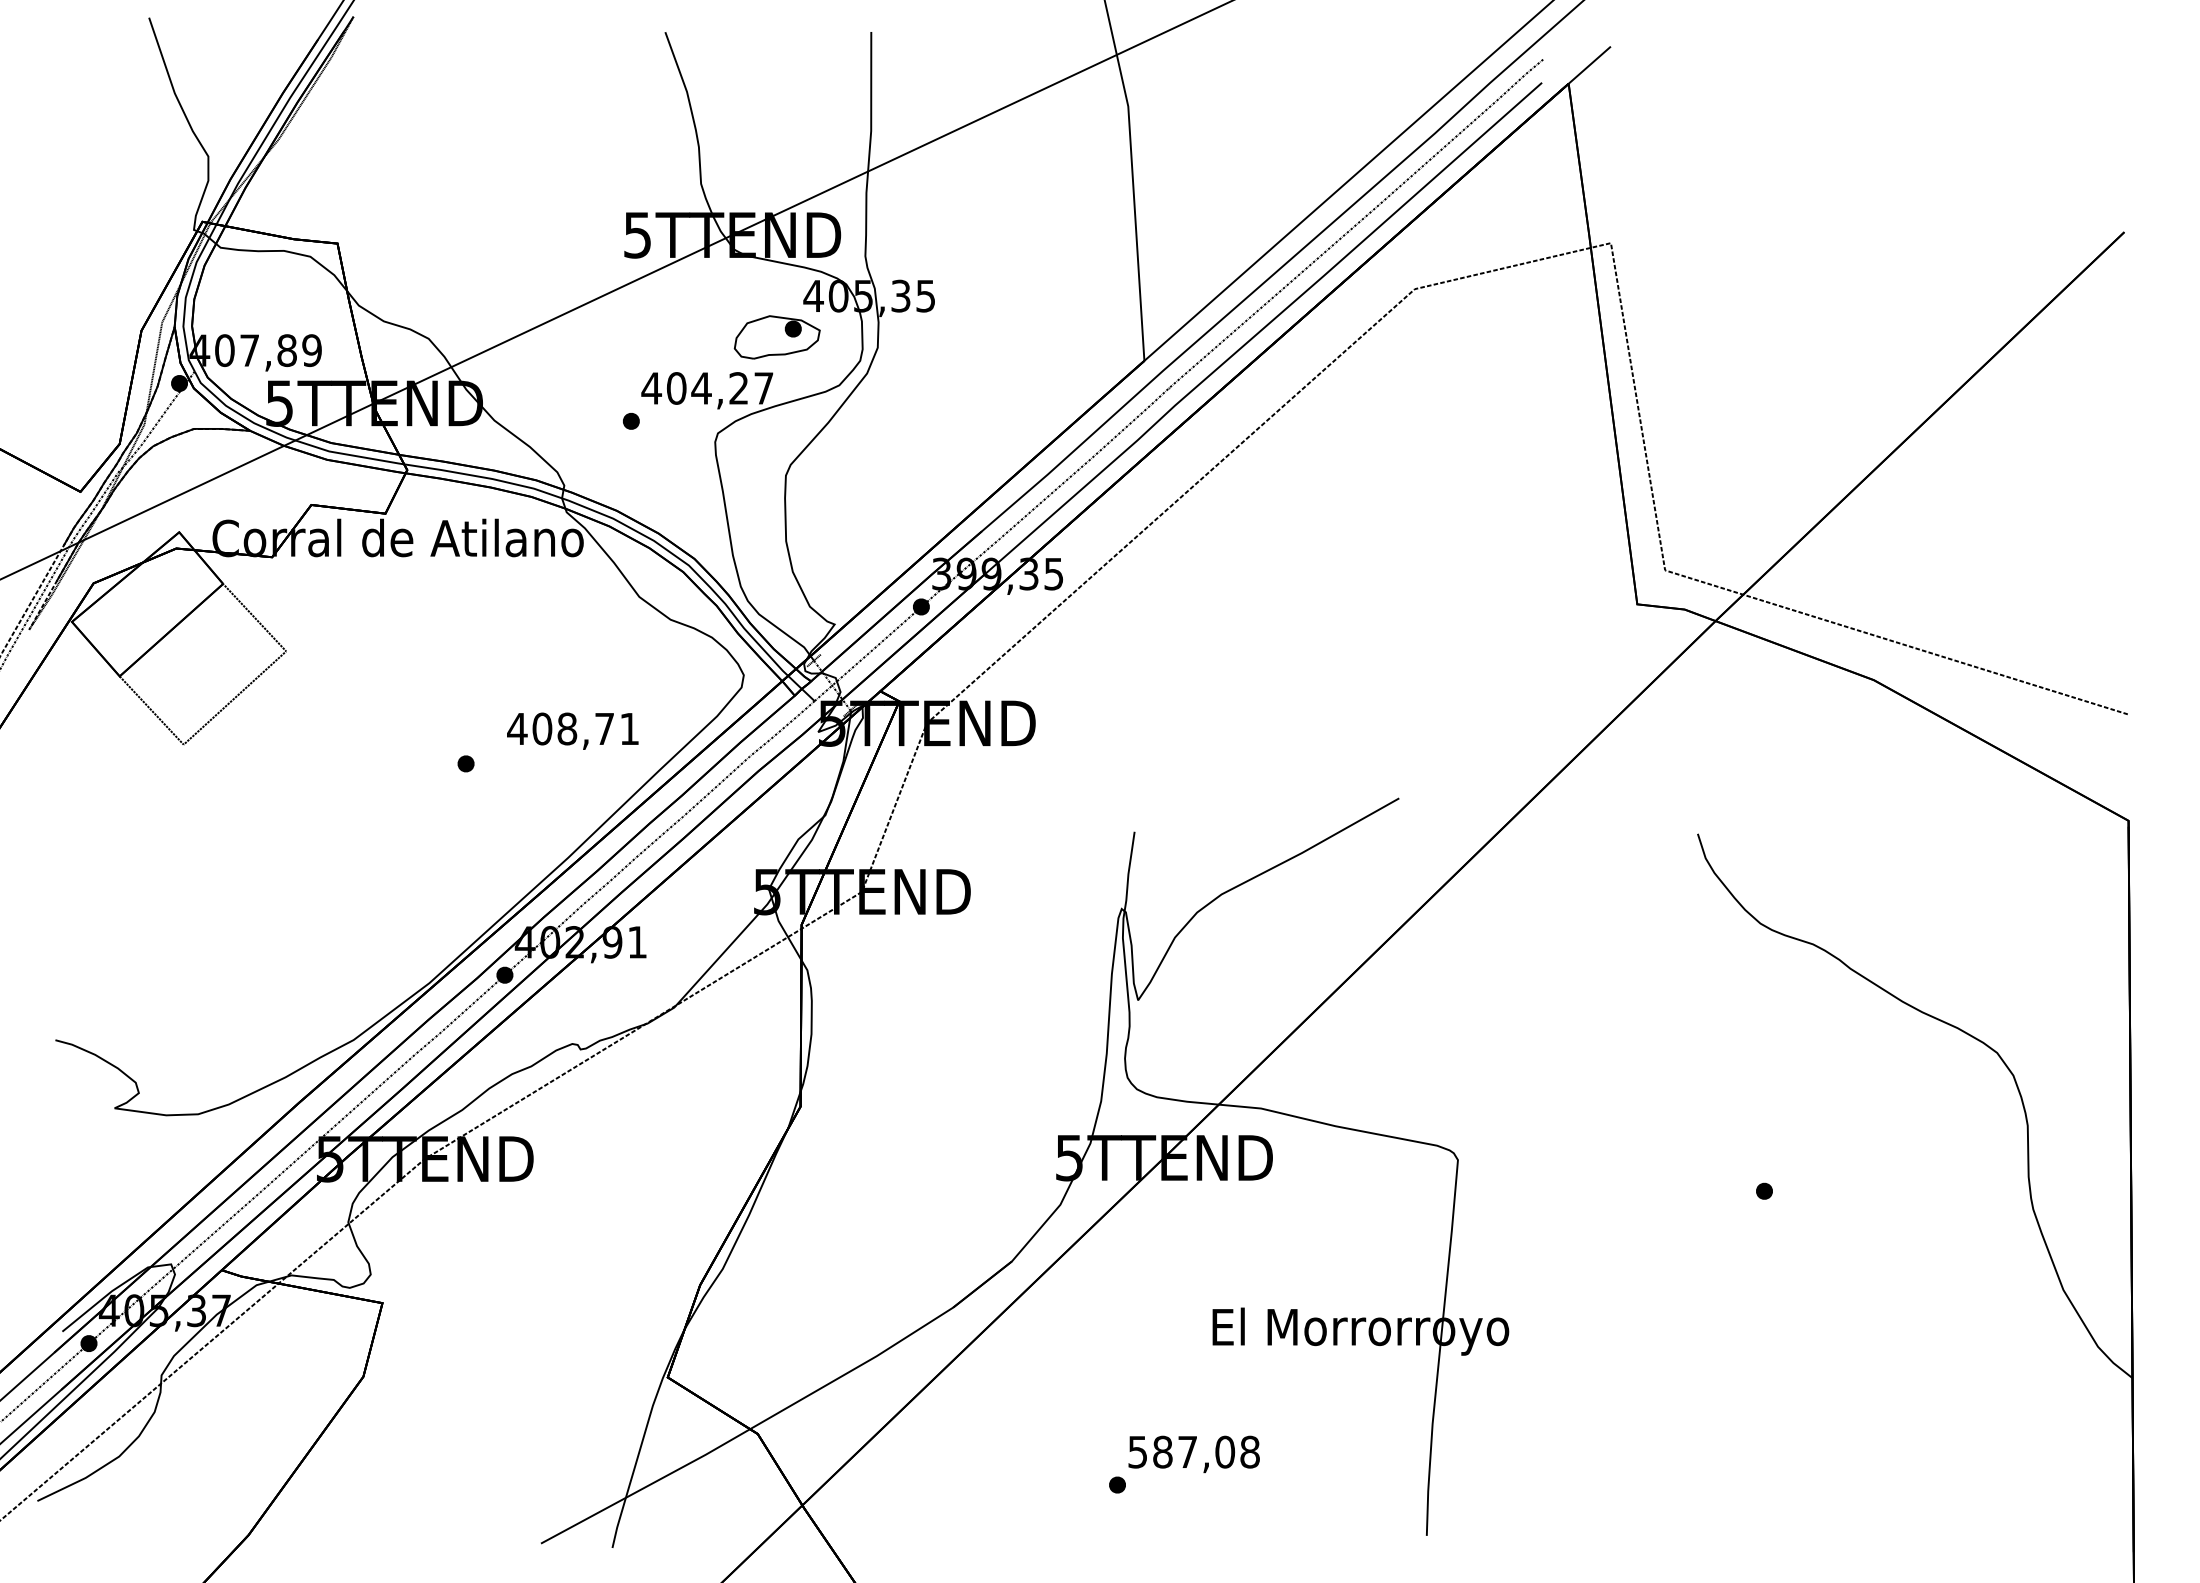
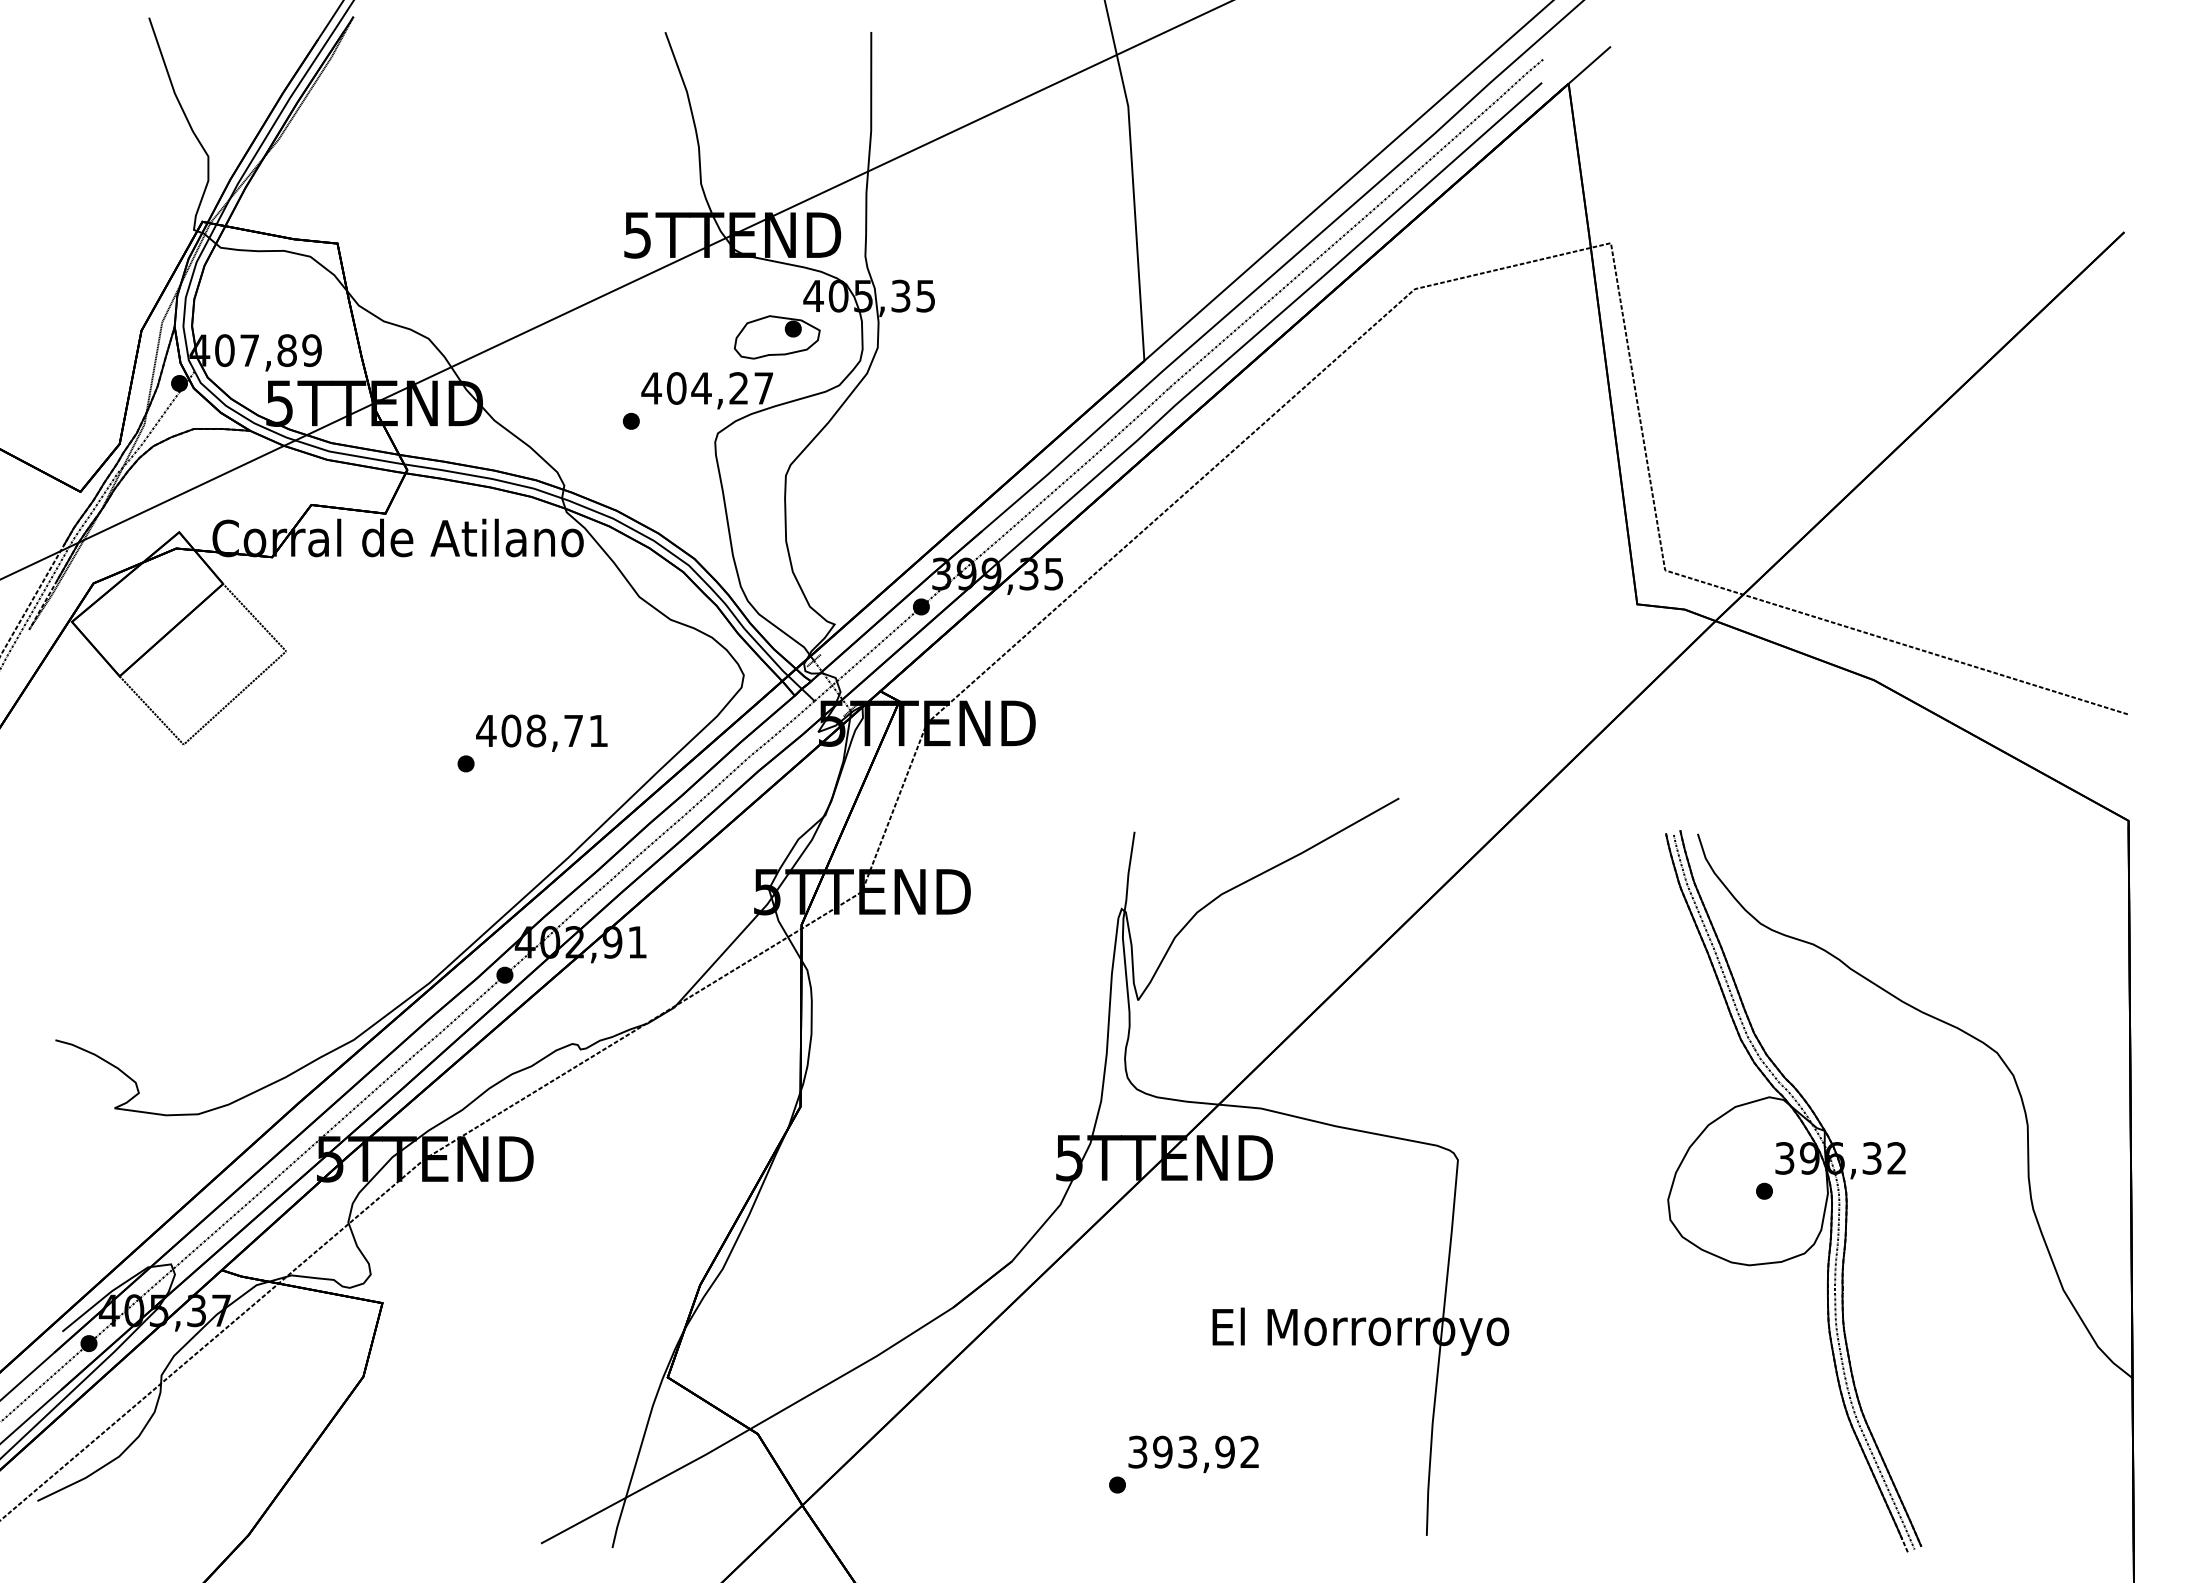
text position: (572, 730) -> (541, 732) (541, 732)
part: none -> present (1793, 1191)
text: 587,08 -> 393,92 (1194, 1451)
